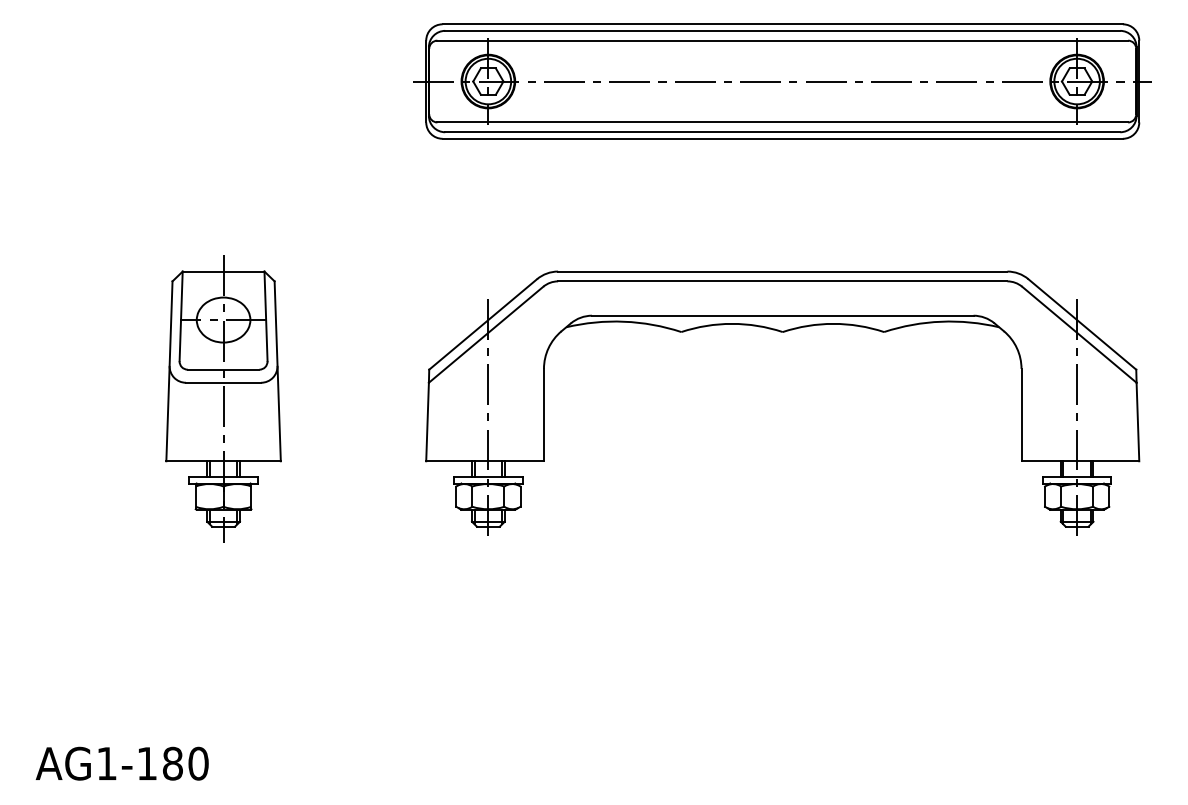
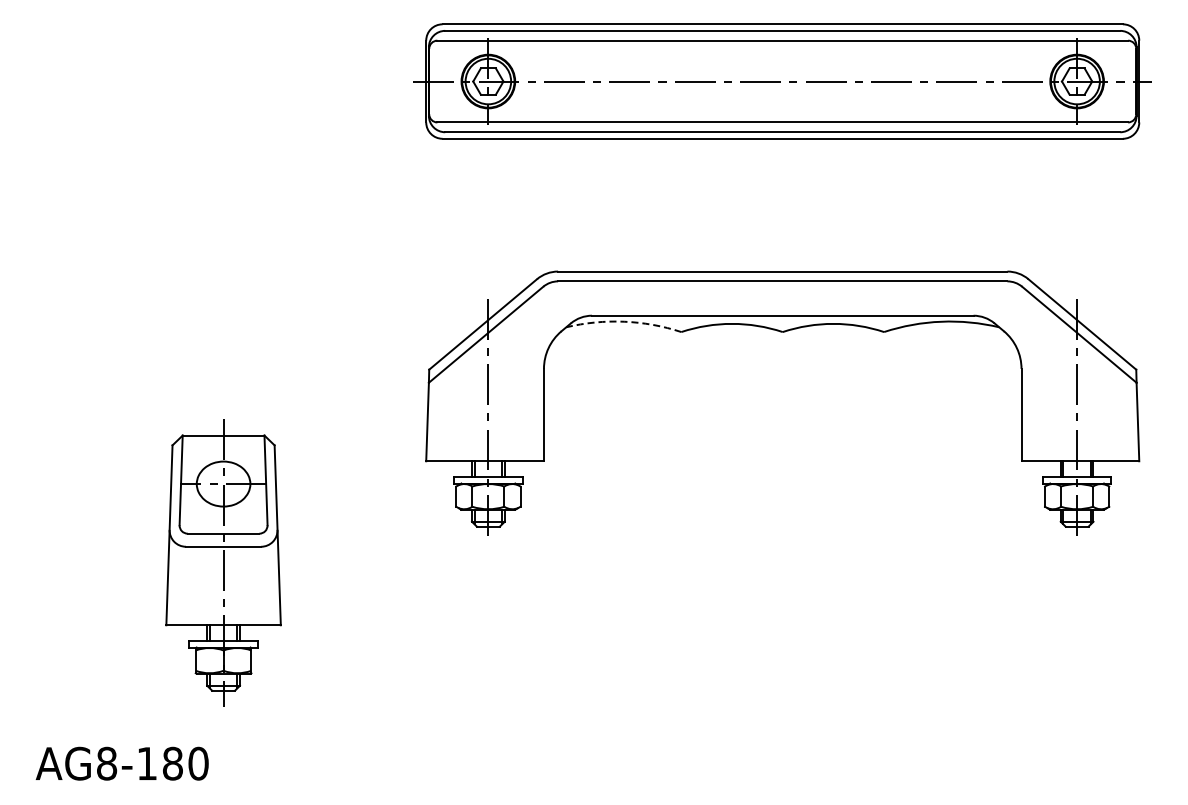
arc: solid -> dashed (624, 321)
part position: (223, 398) -> (223, 562) (223, 562)
text: AG1-180 -> AG8-180 (107, 763)
